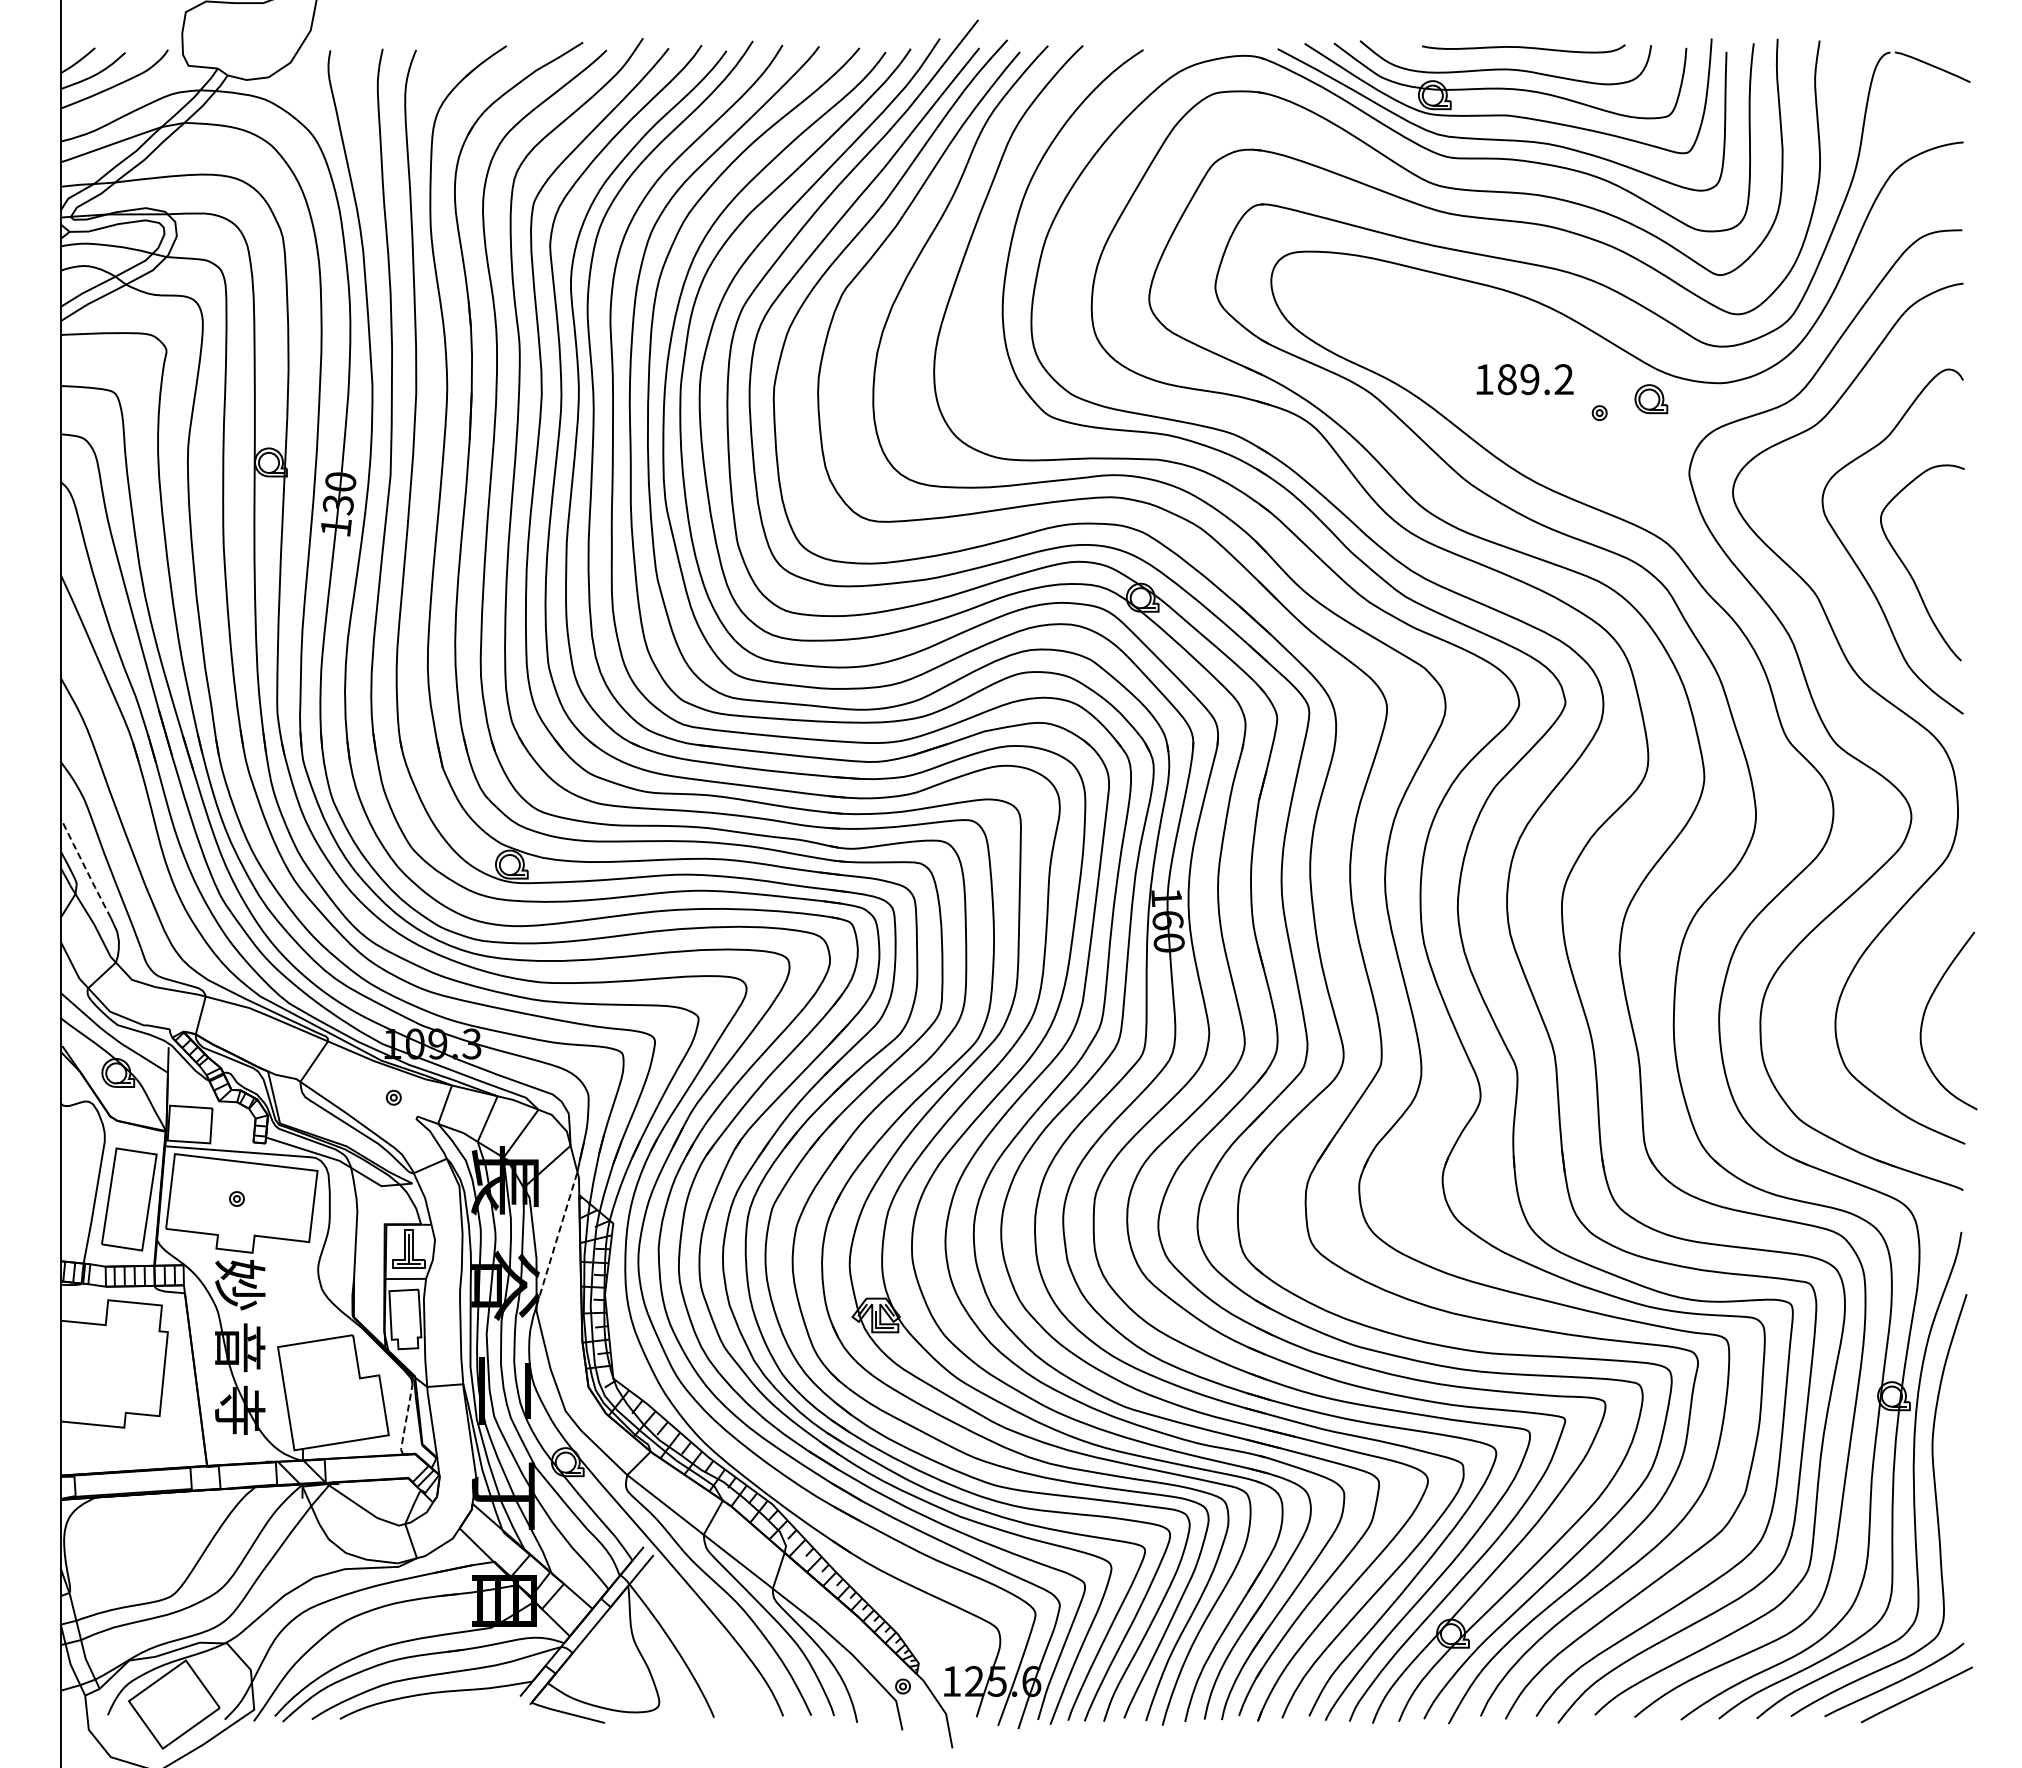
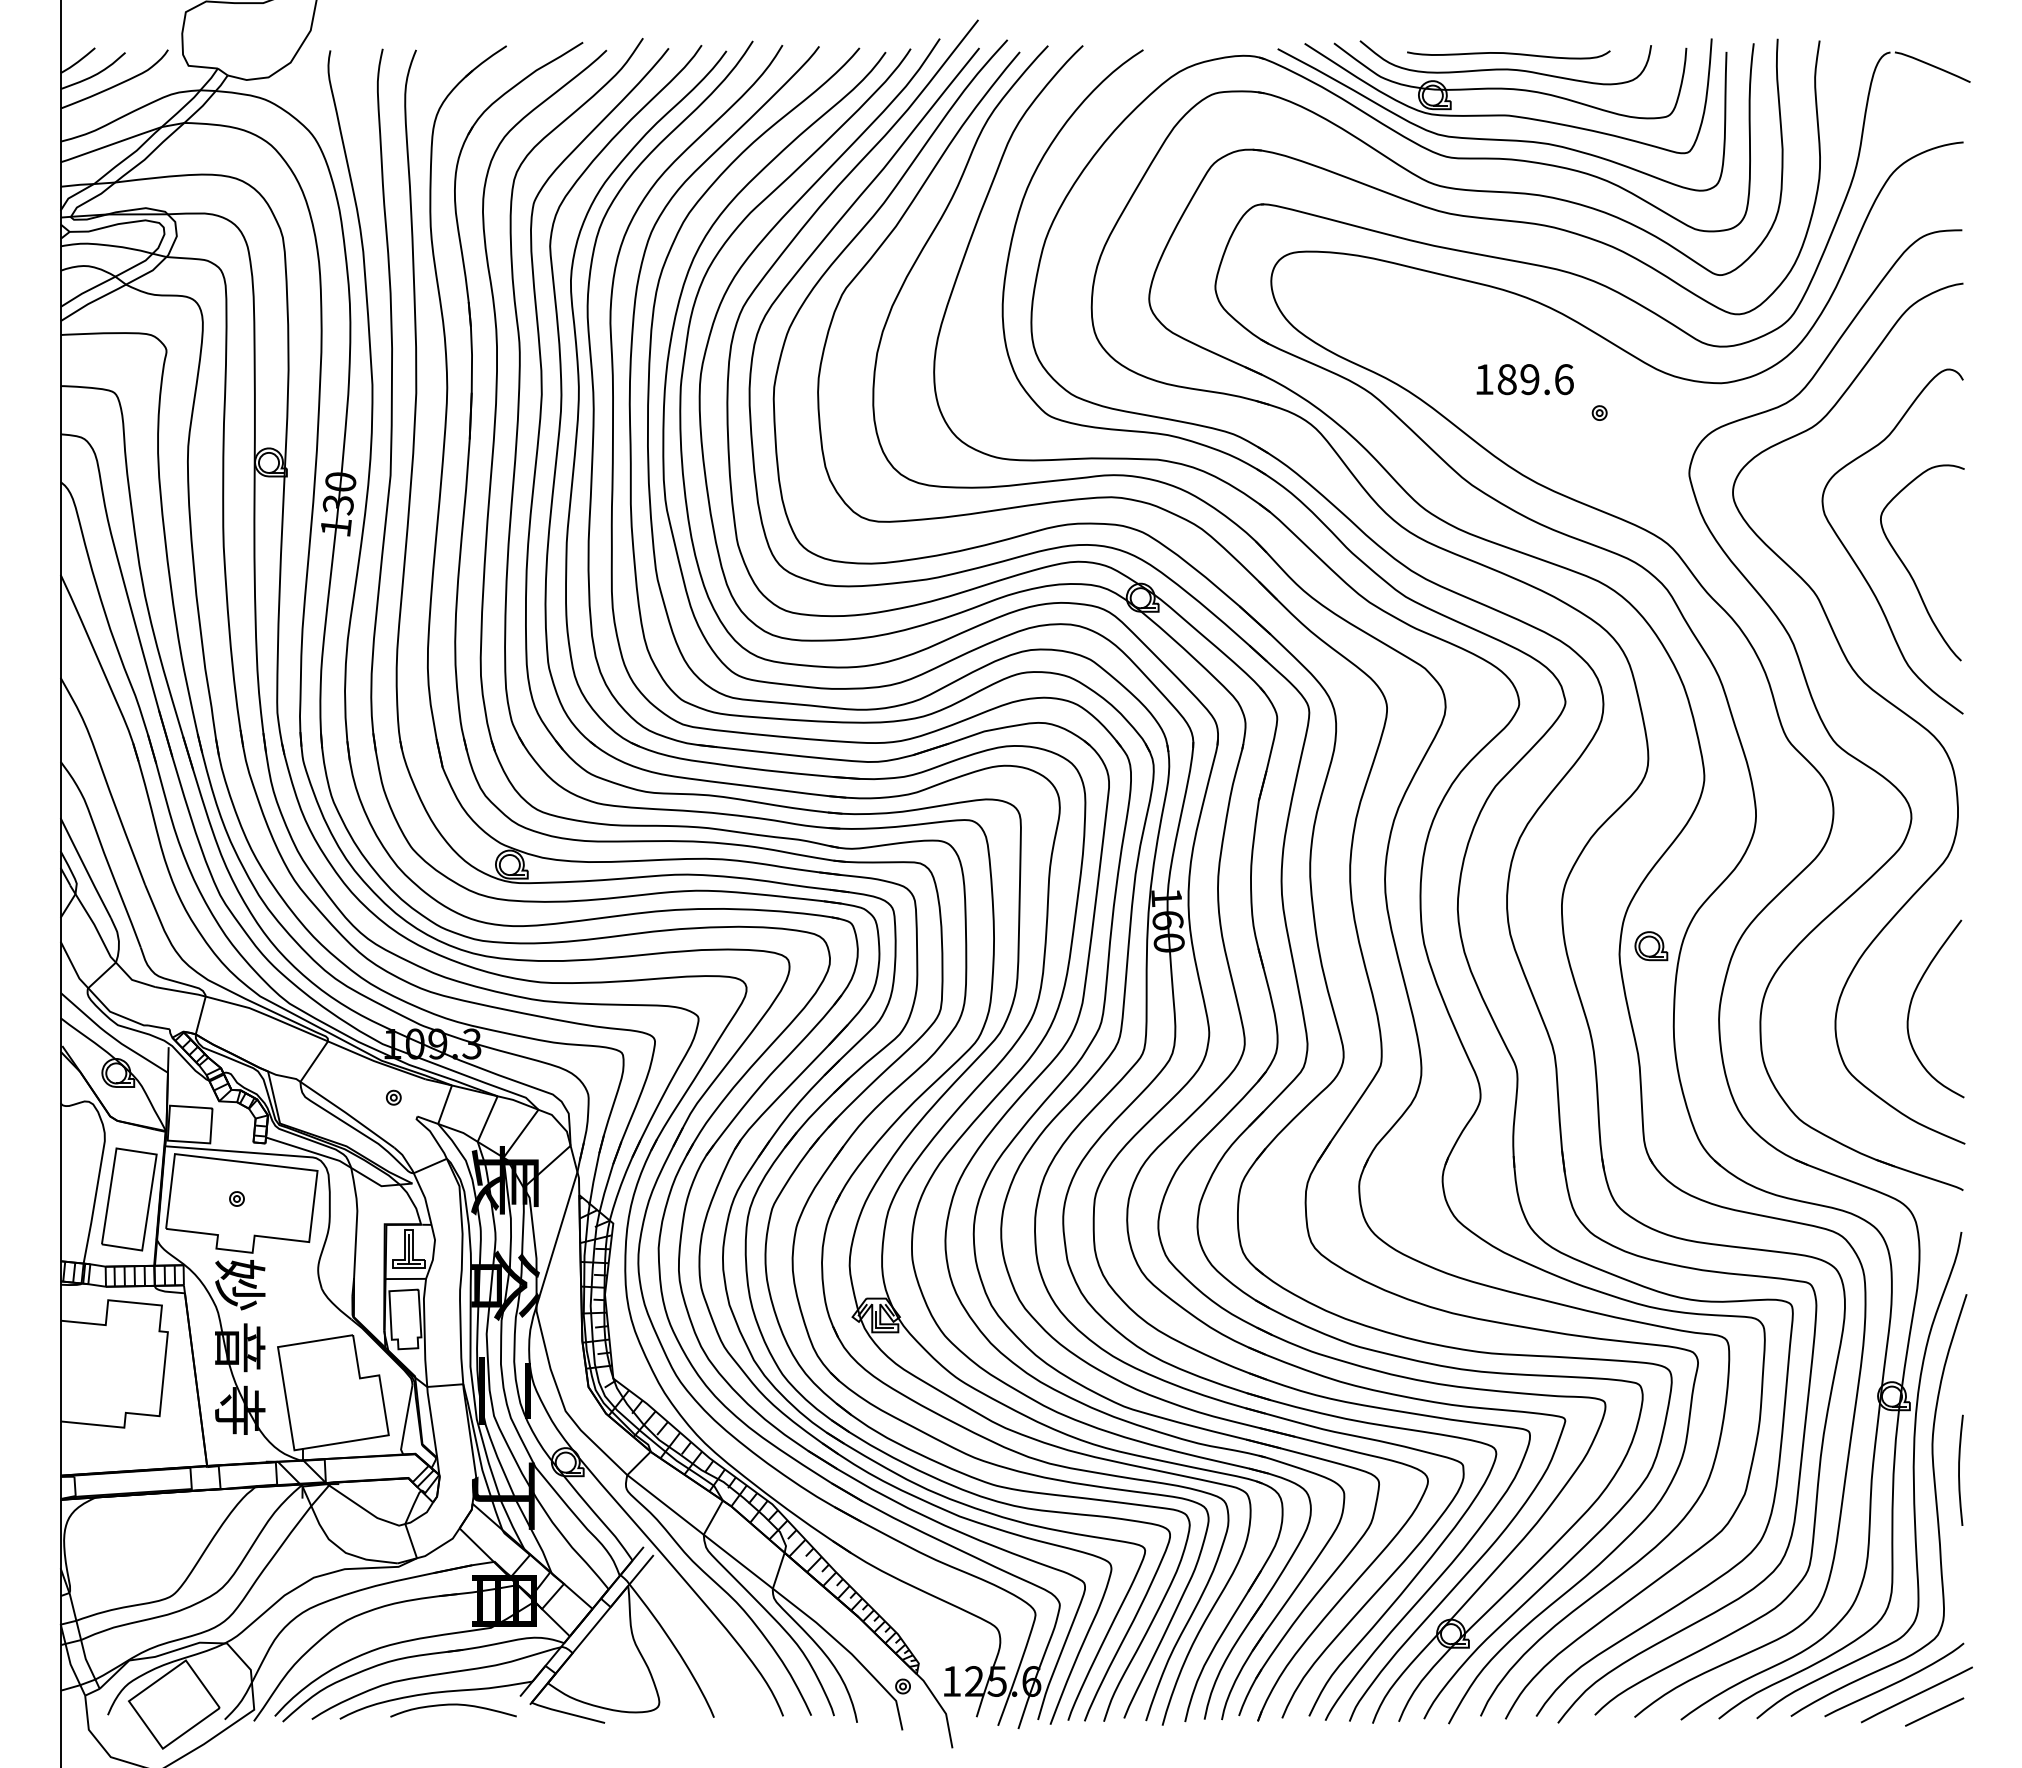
curve position: (1523, 48) -> (1508, 54) (1508, 54)
text: 189.2 -> 189.6 (1563, 379)
part position: (1651, 399) -> (1651, 946) (1651, 946)
line: dashed -> solid (85, 867)
curve position: (1925, 1013) -> (1912, 1001) (1912, 1001)
line: dashed -> solid (557, 1238)
line: dashed -> solid (405, 1421)
curve: none -> present (1959, 1469)
curve: none -> present (453, 1705)
line: none -> present (1934, 1711)
